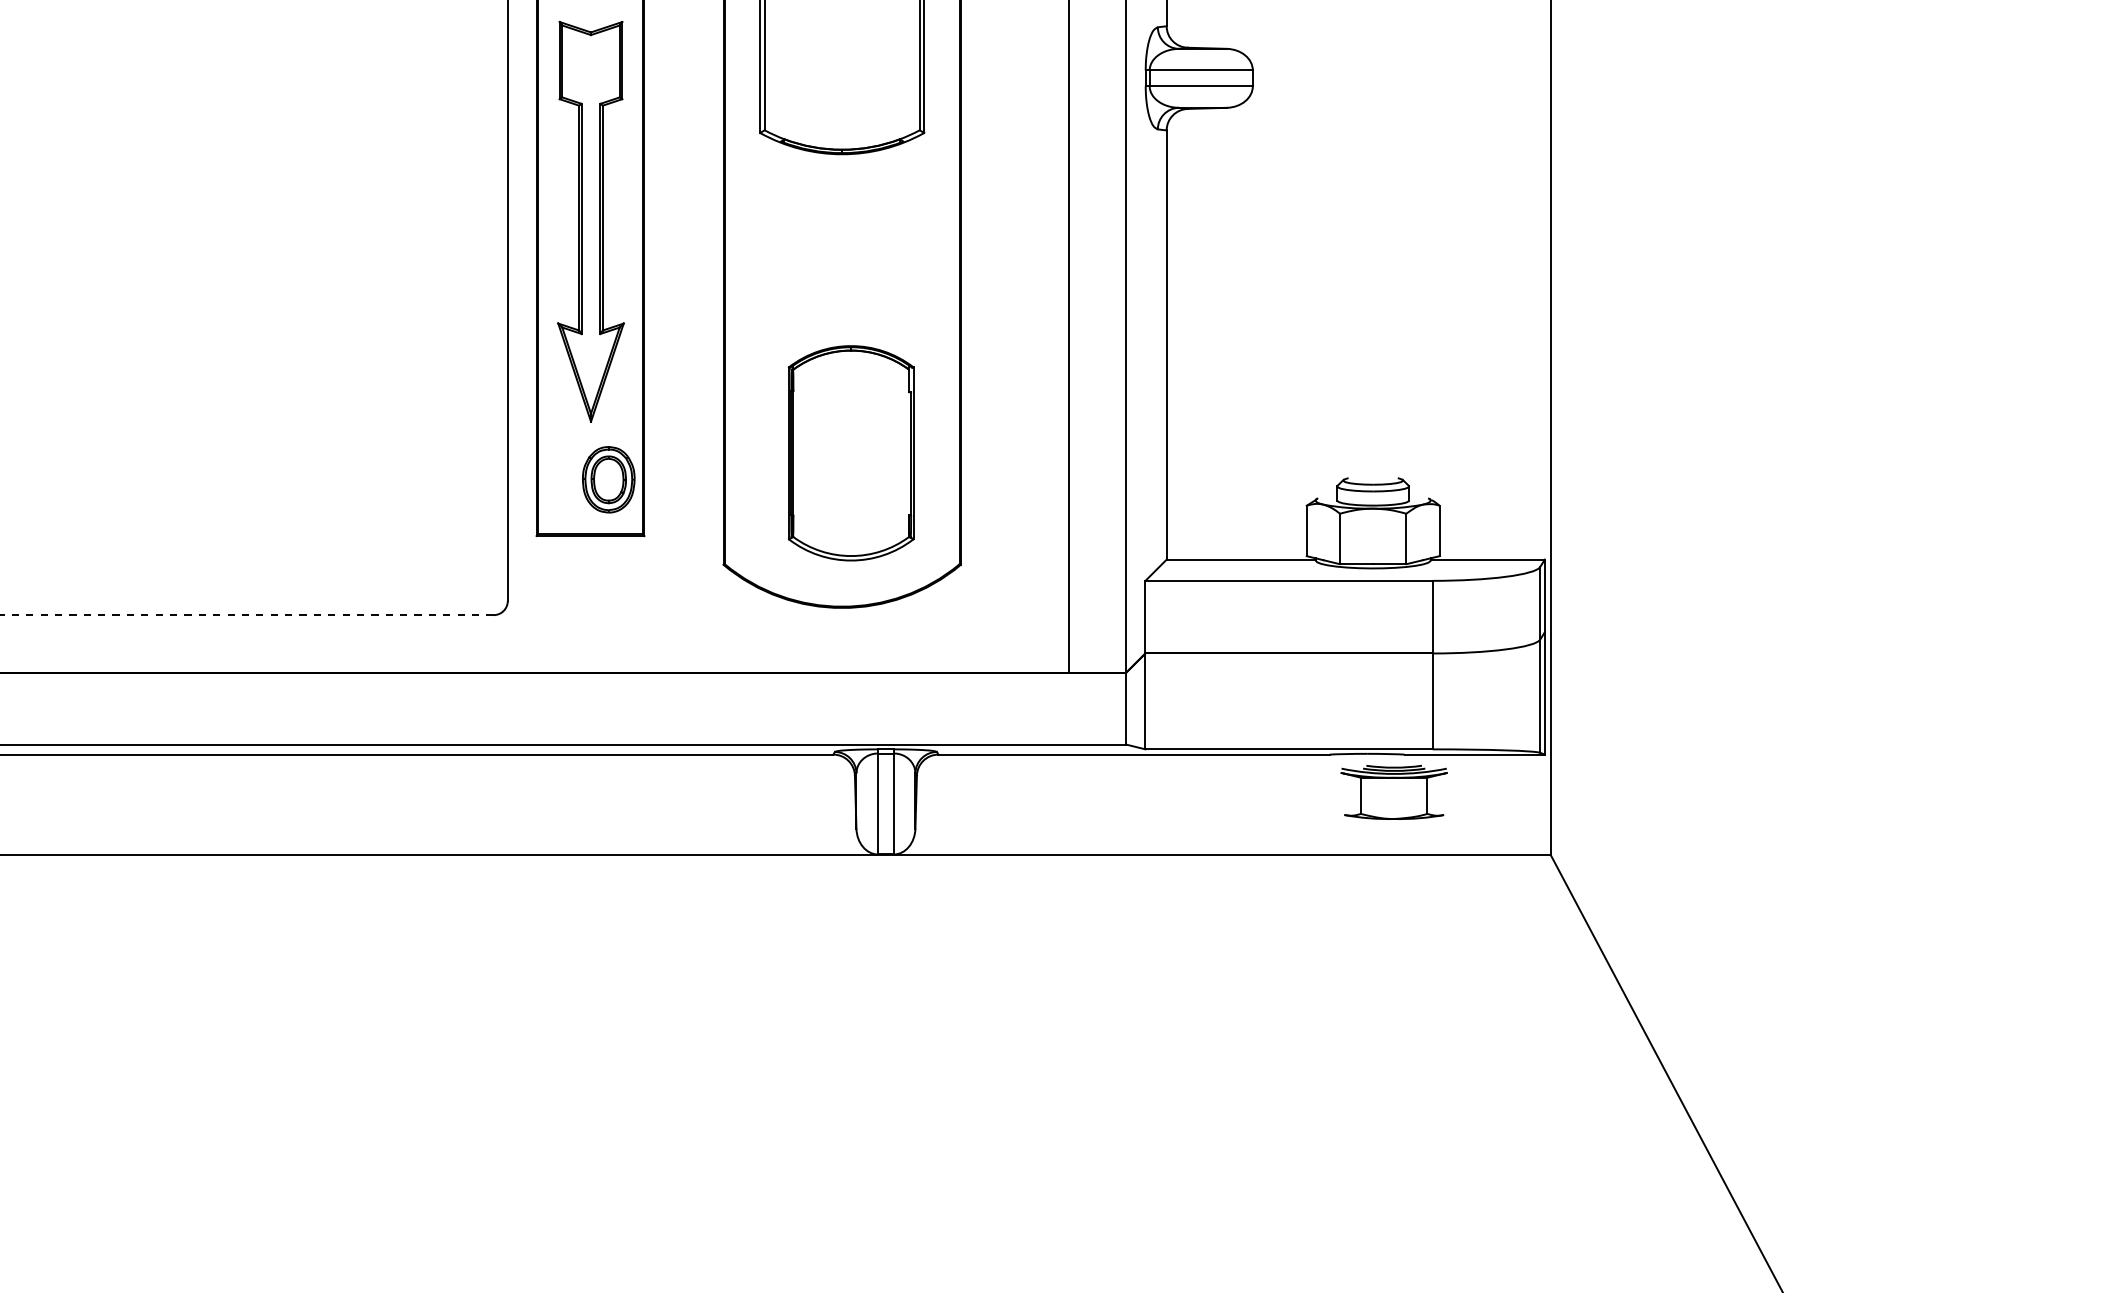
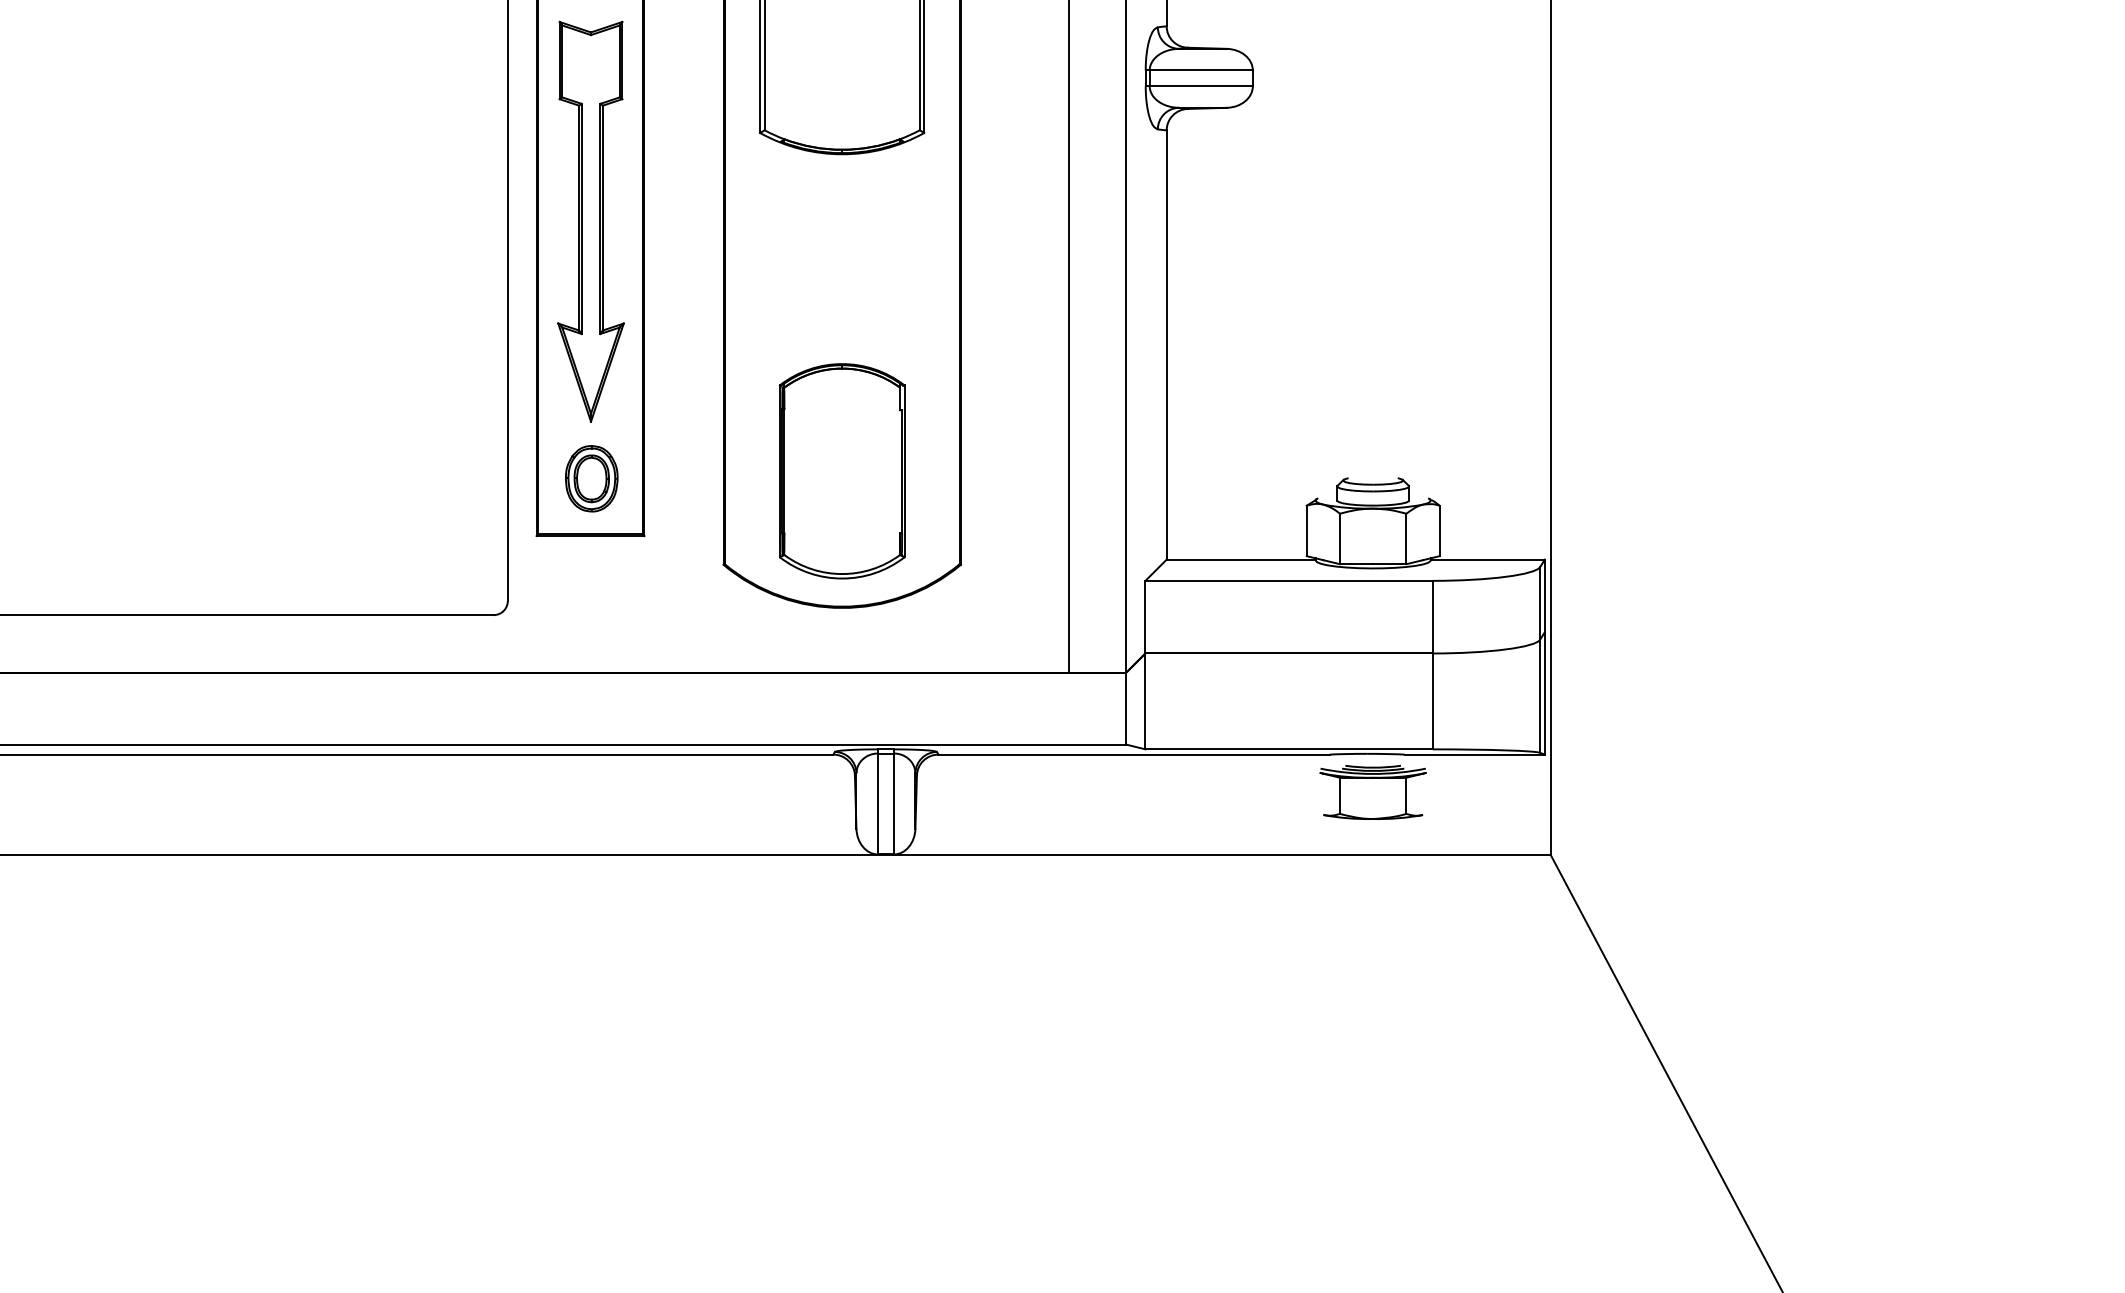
part position: (850, 453) -> (841, 471) (841, 471)
part position: (608, 479) -> (591, 478) (591, 478)
line: dashed -> solid (246, 615)
part position: (1393, 792) -> (1372, 792) (1372, 792)
